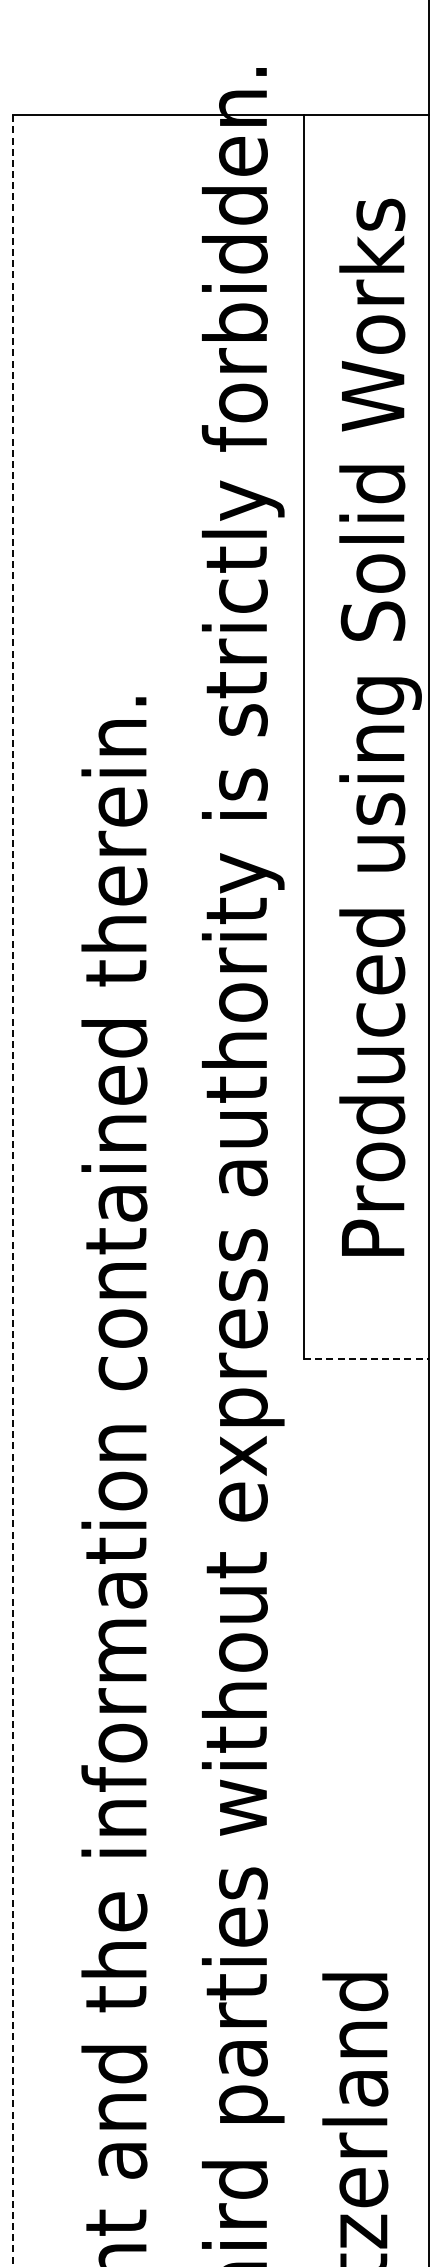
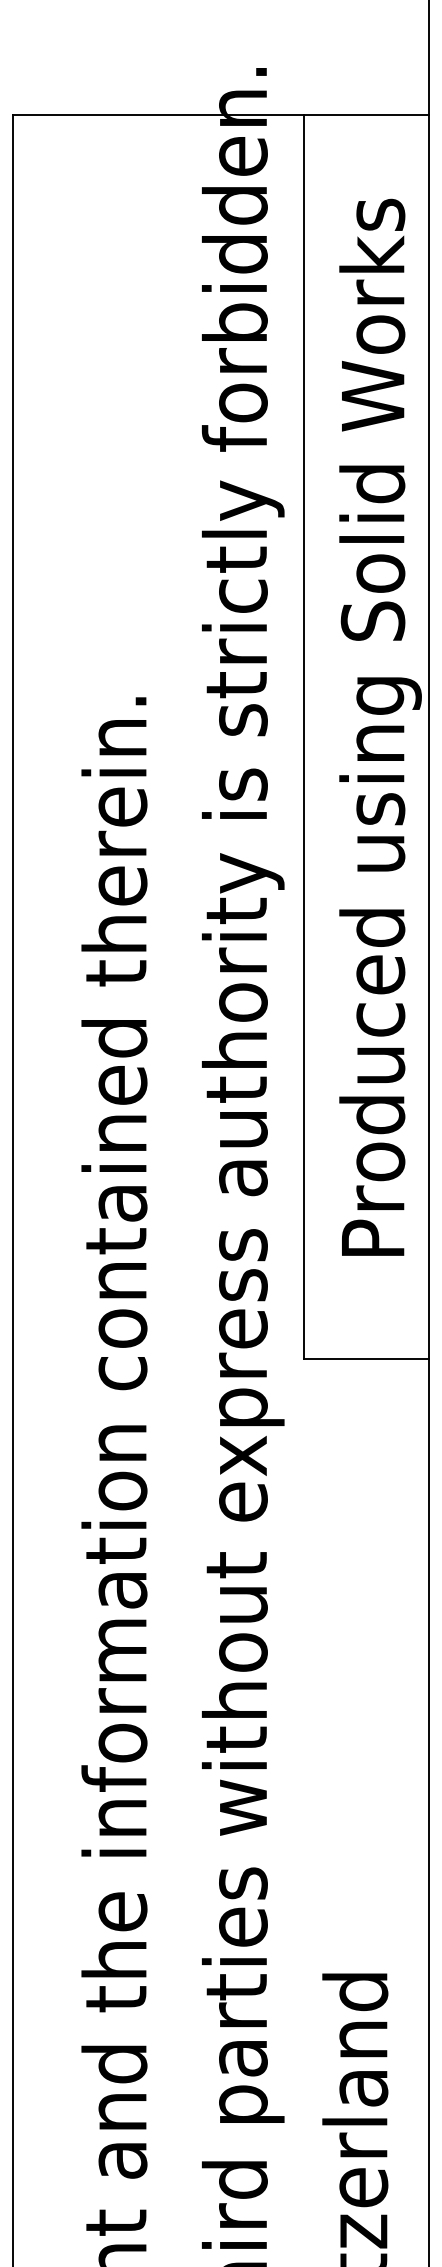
line: dashed -> solid (13, 1191)
line: dashed -> solid (366, 1359)
